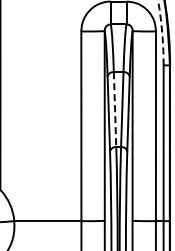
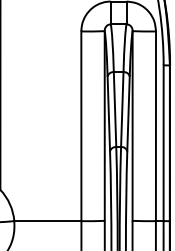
arc: dashed -> solid (162, 33)
line: dashed -> solid (115, 110)
